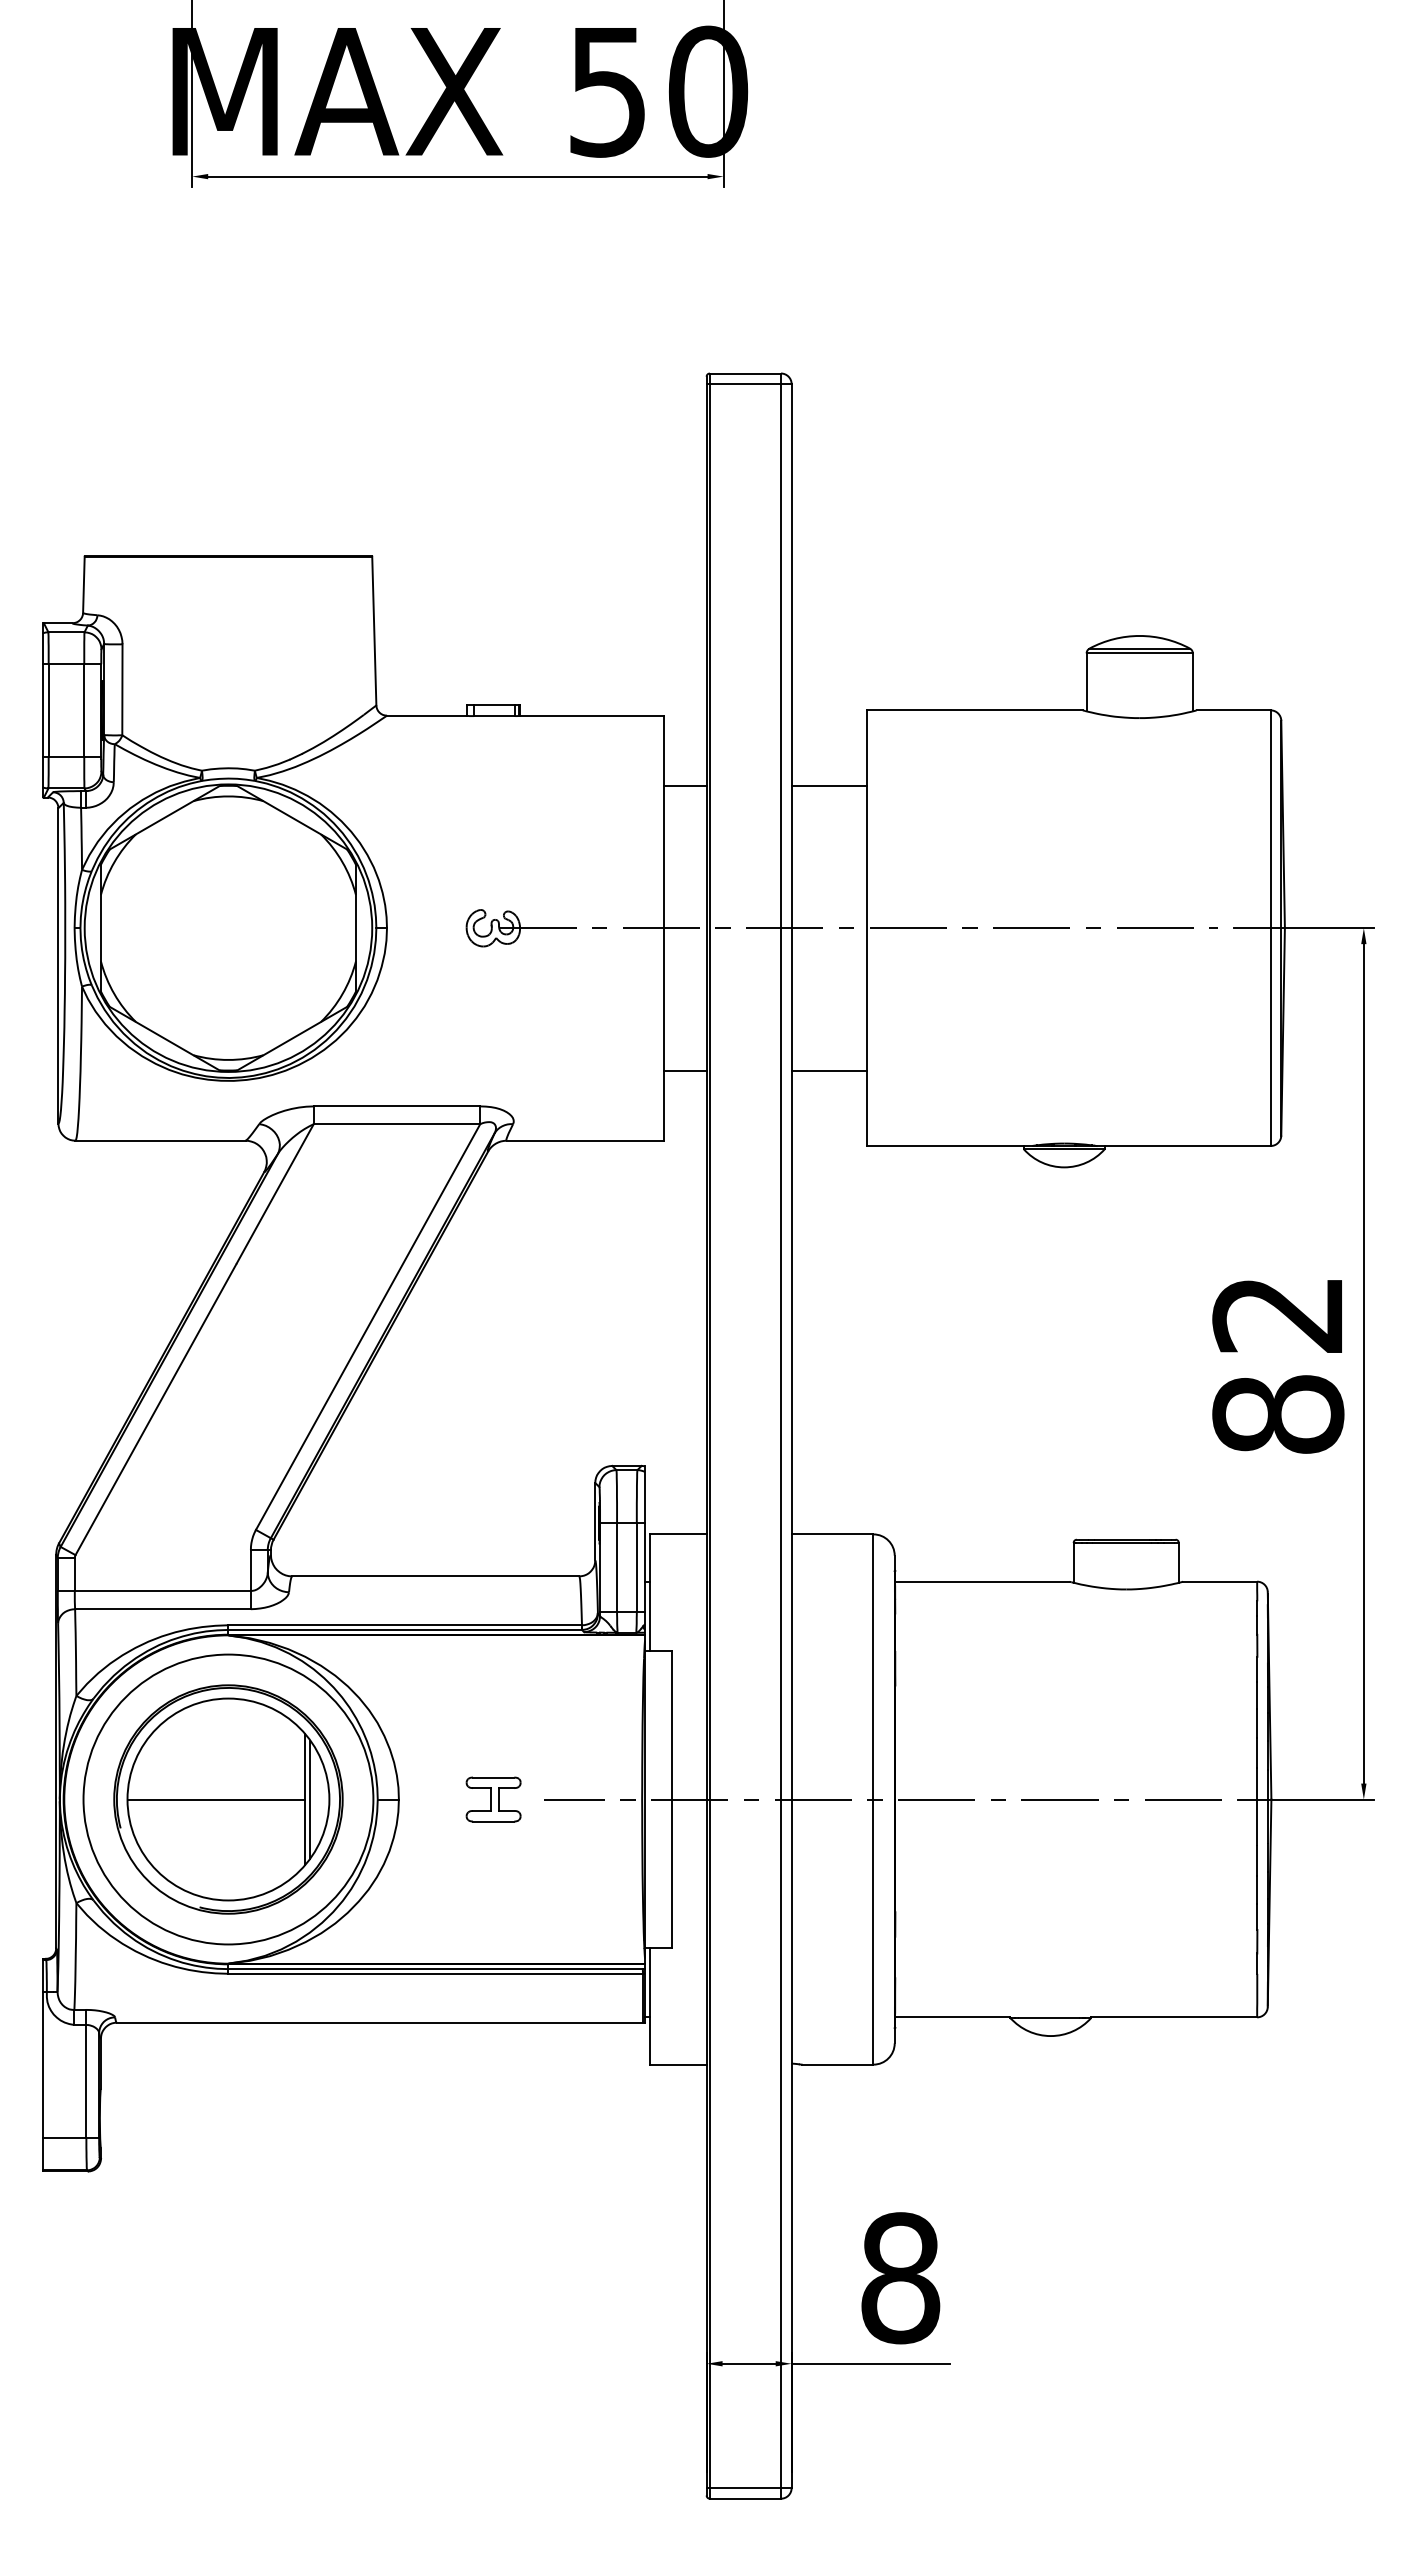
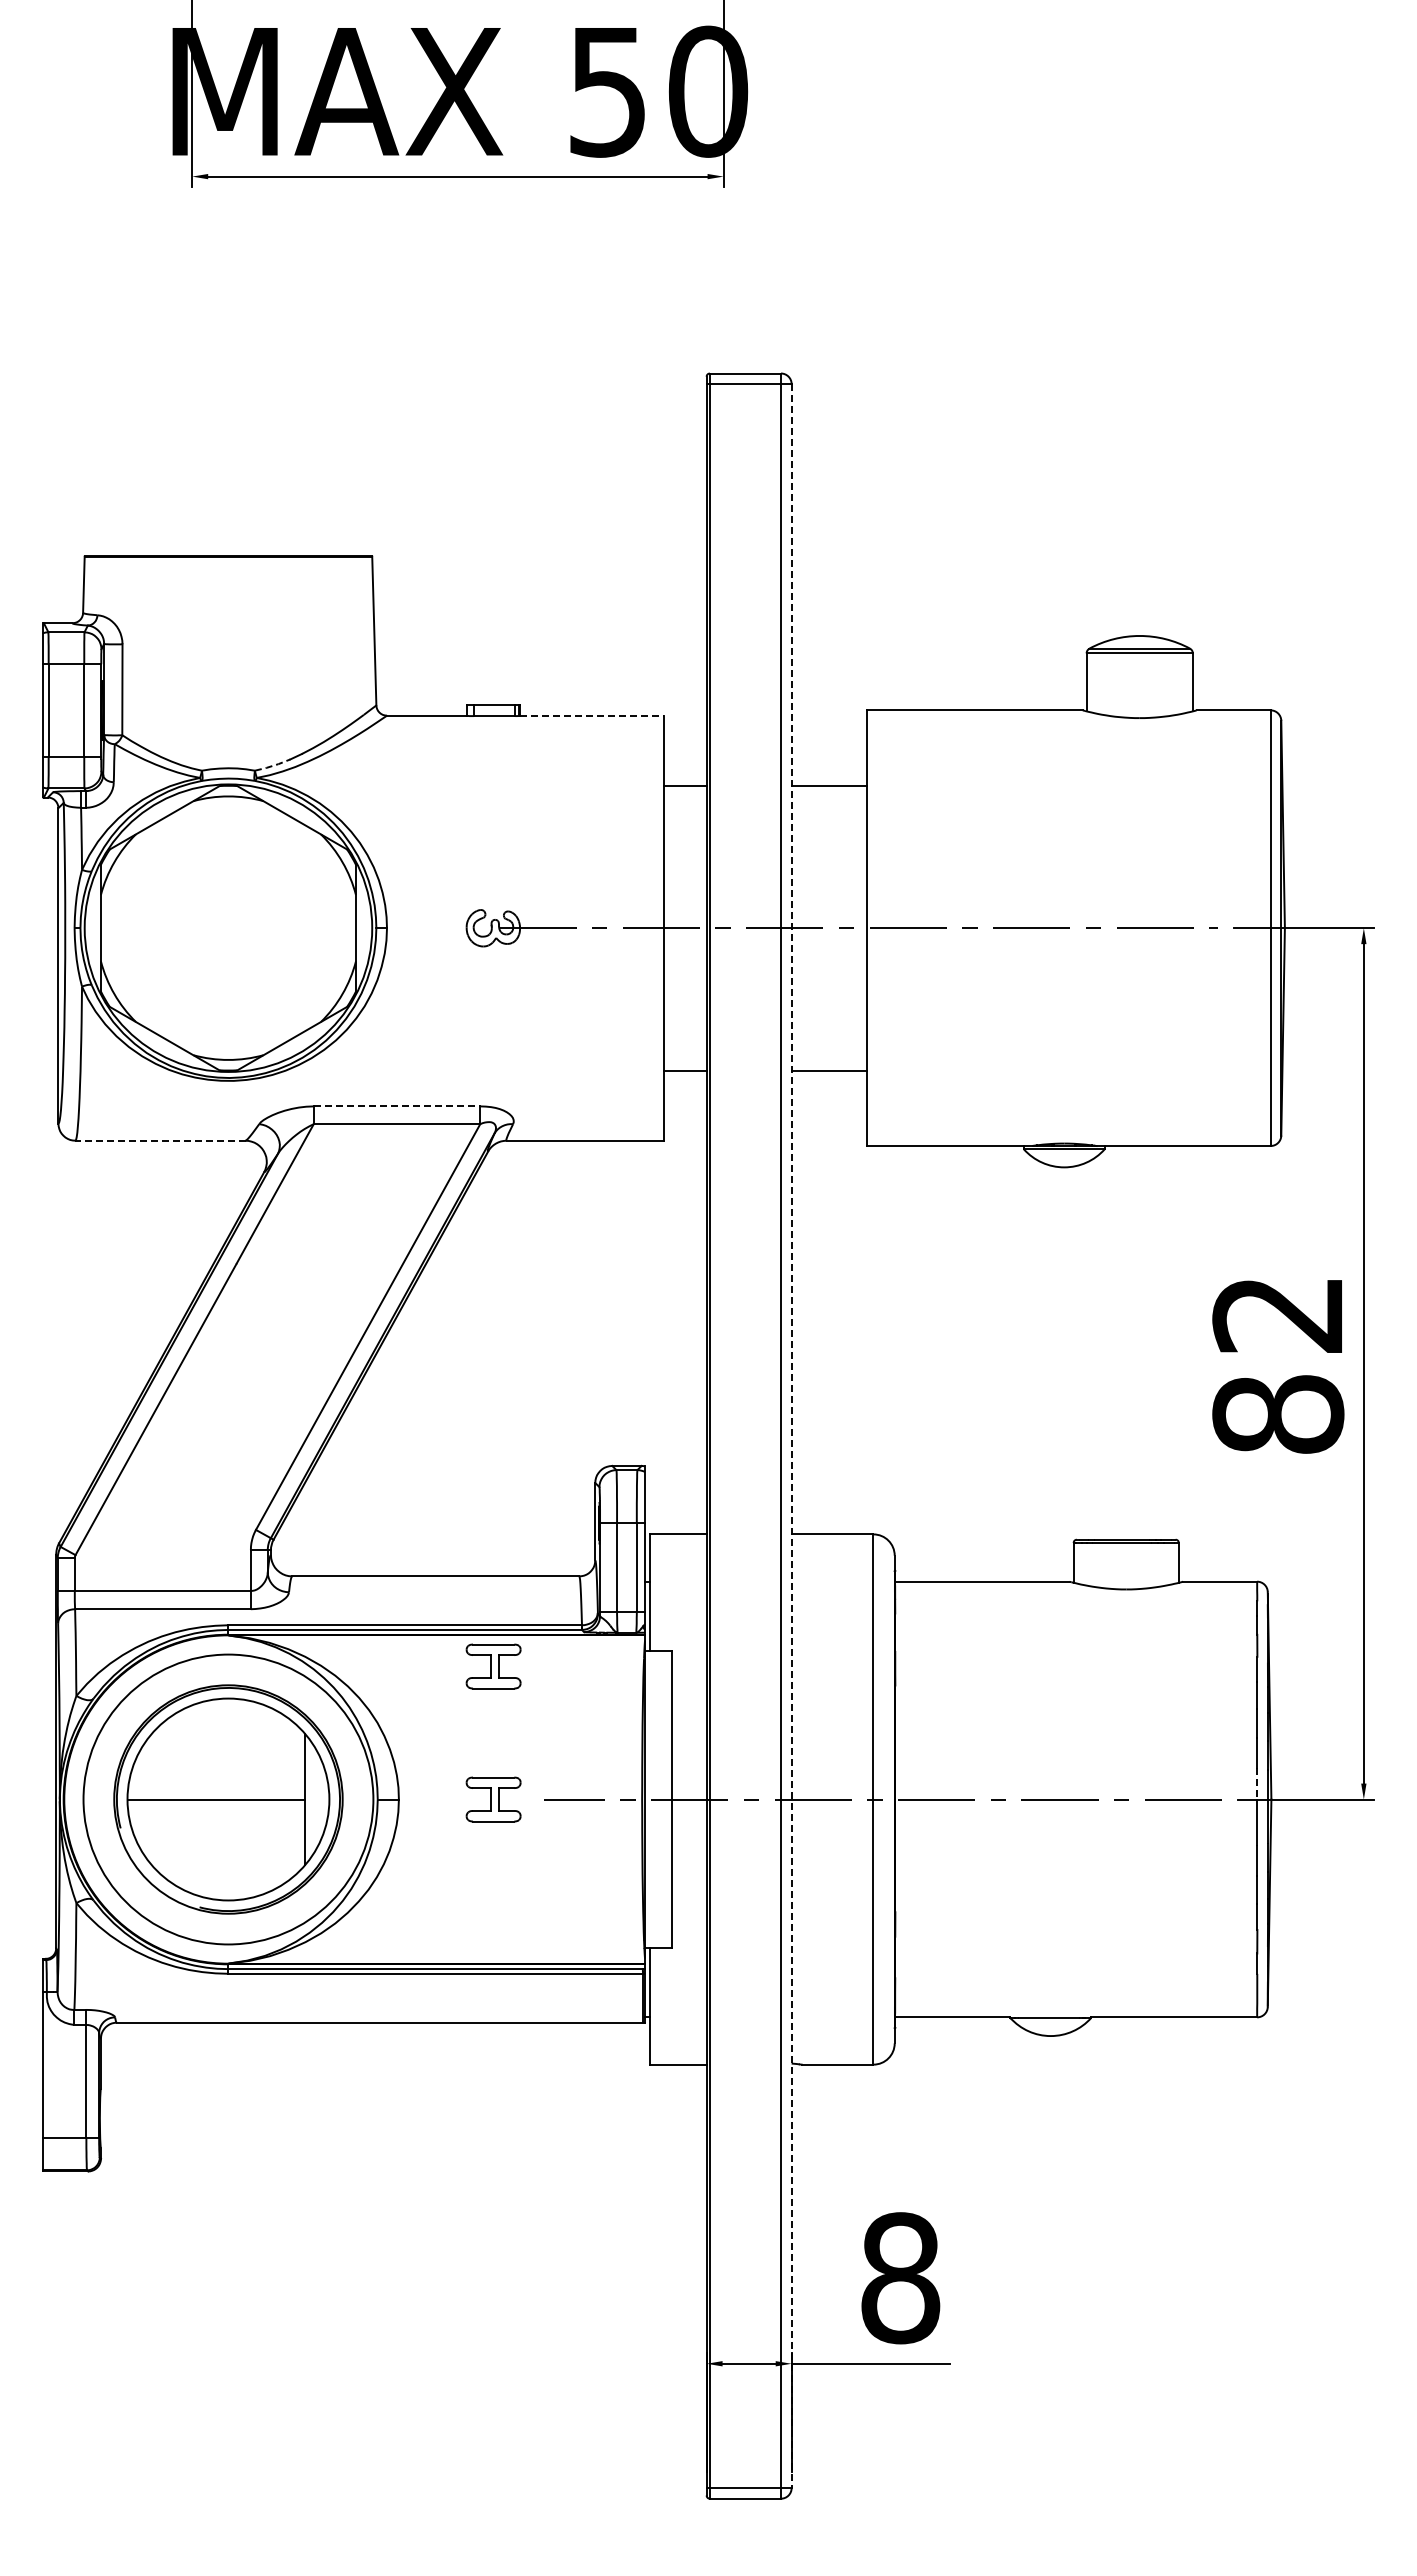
line: solid -> dashed (592, 715)
line: solid -> dashed (273, 765)
line: solid -> dashed (397, 1106)
line: solid -> dashed (160, 1140)
line: solid -> dashed (791, 1436)
part: none -> present (493, 1666)
line: solid -> dashed (1257, 1783)
line: present -> none (310, 1799)
